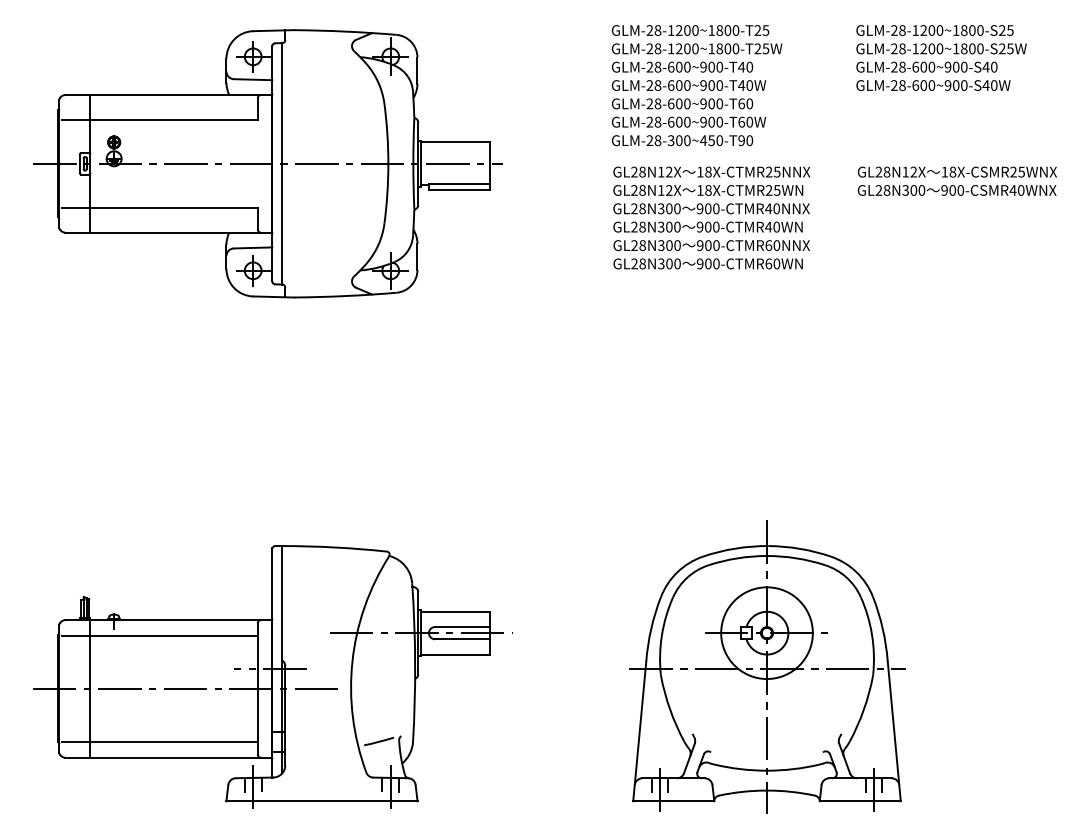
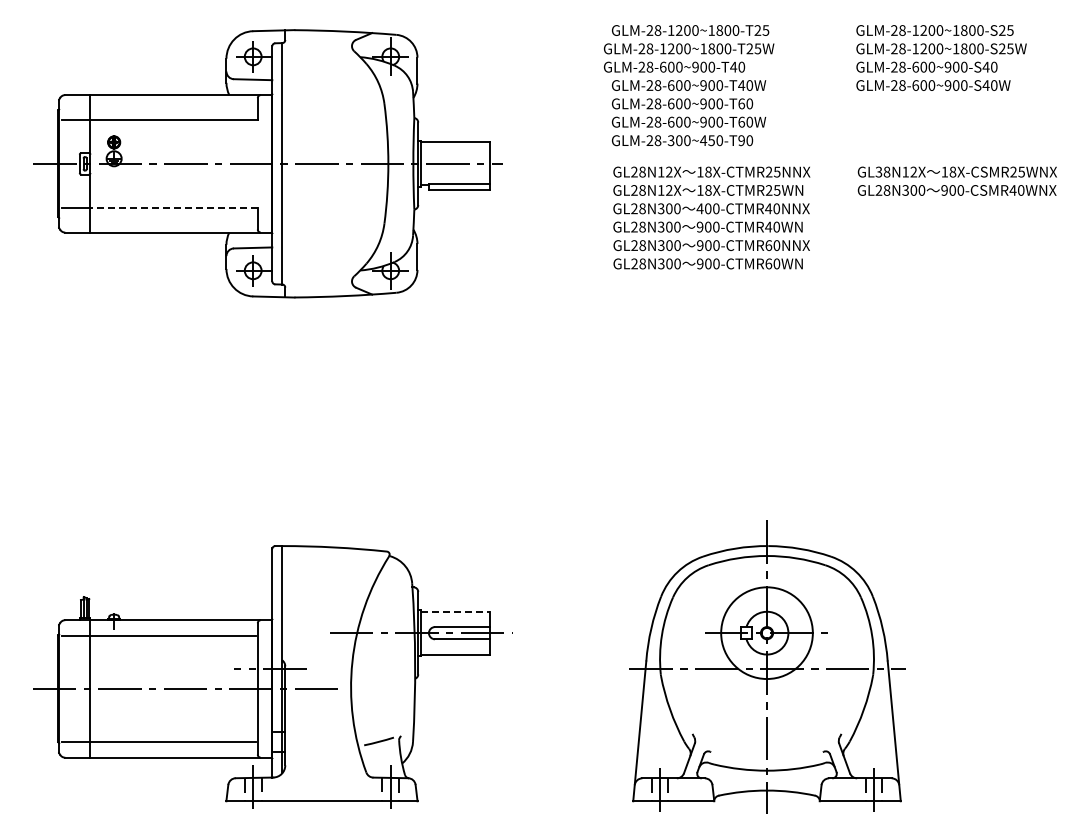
text position: (697, 57) -> (689, 57) (689, 57)
text: GL28N12X -> GL38N12X (878, 172)
line: solid -> dashed (173, 208)
text: 900-CTMR40NNX -> 400-CTMR40NNX (699, 208)
line: solid -> dashed (456, 611)
